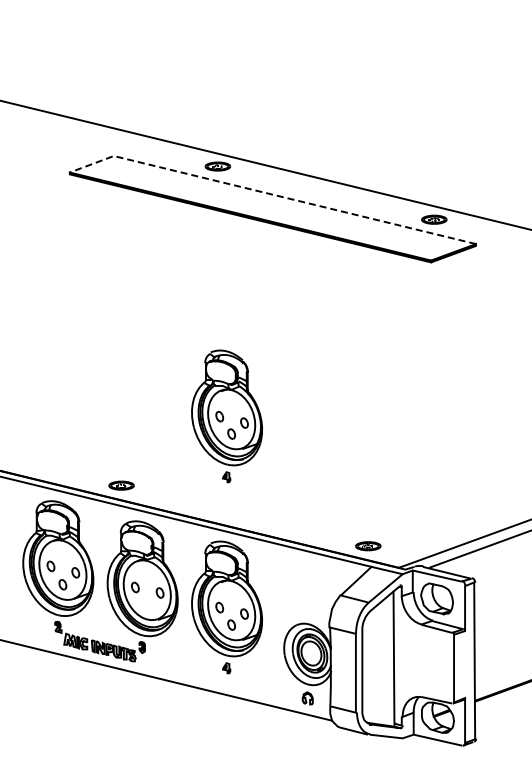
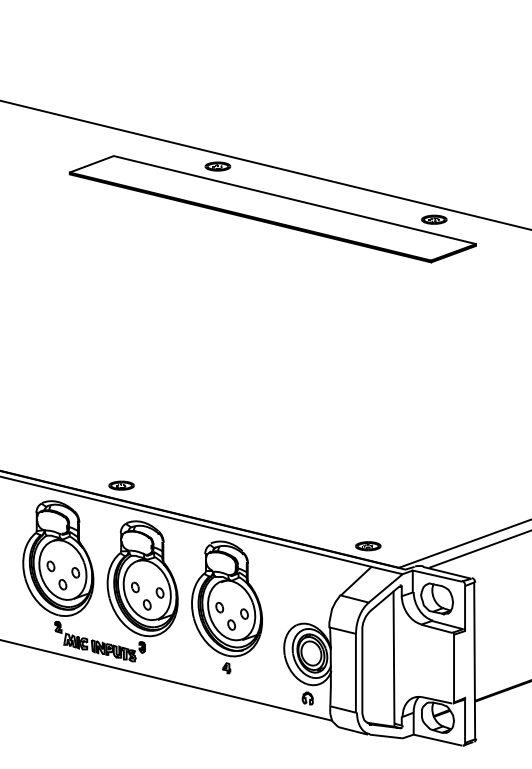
line: dashed -> solid (271, 194)
part: present -> none (226, 416)
part: none -> present (146, 604)
